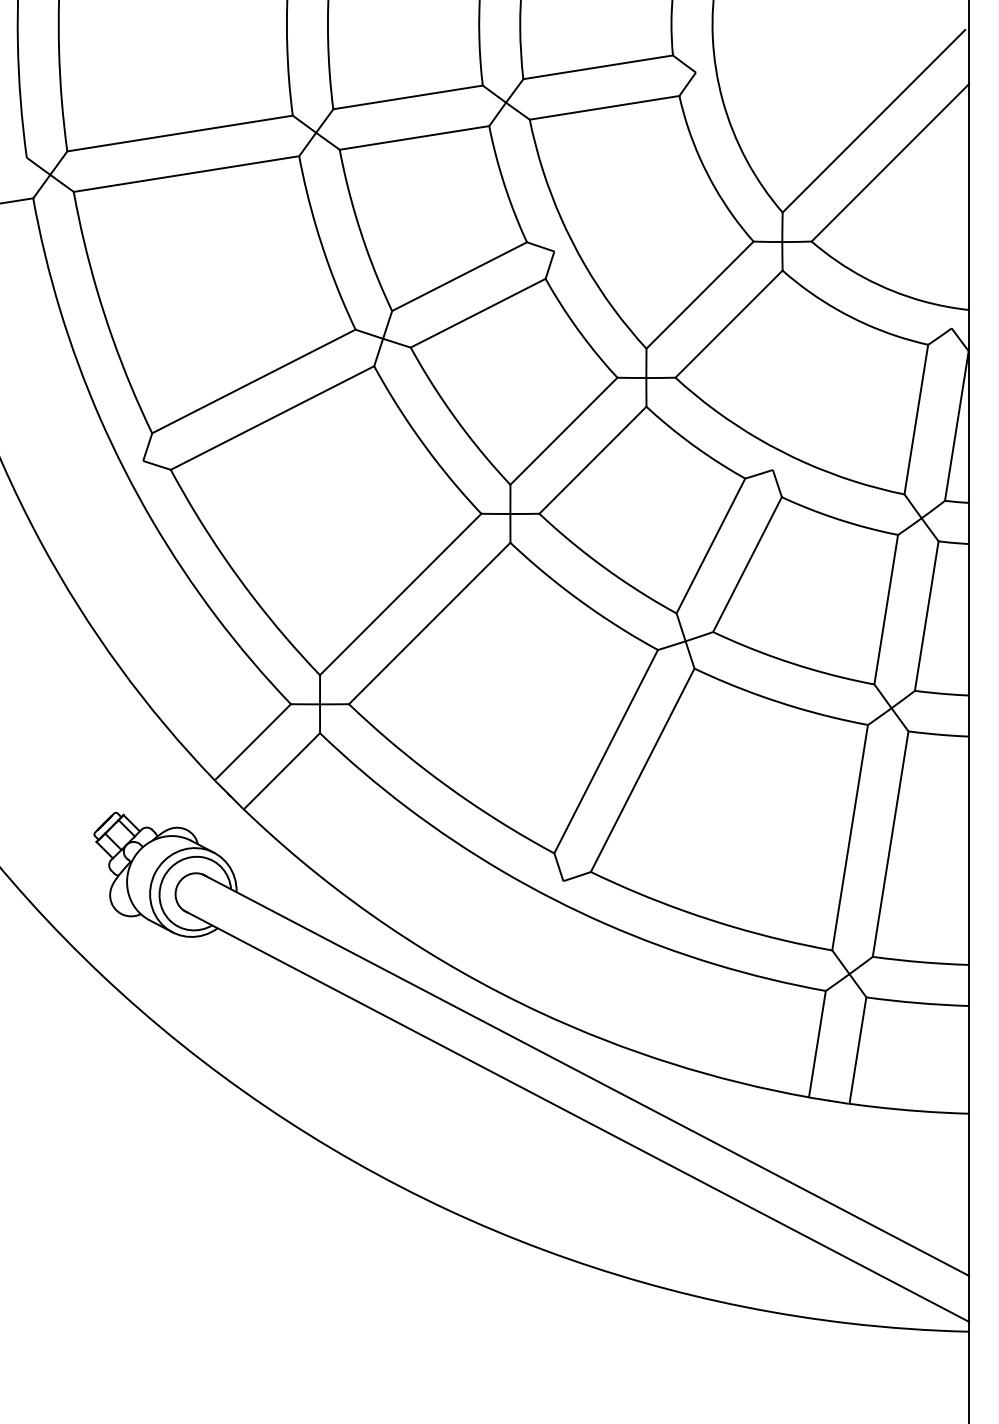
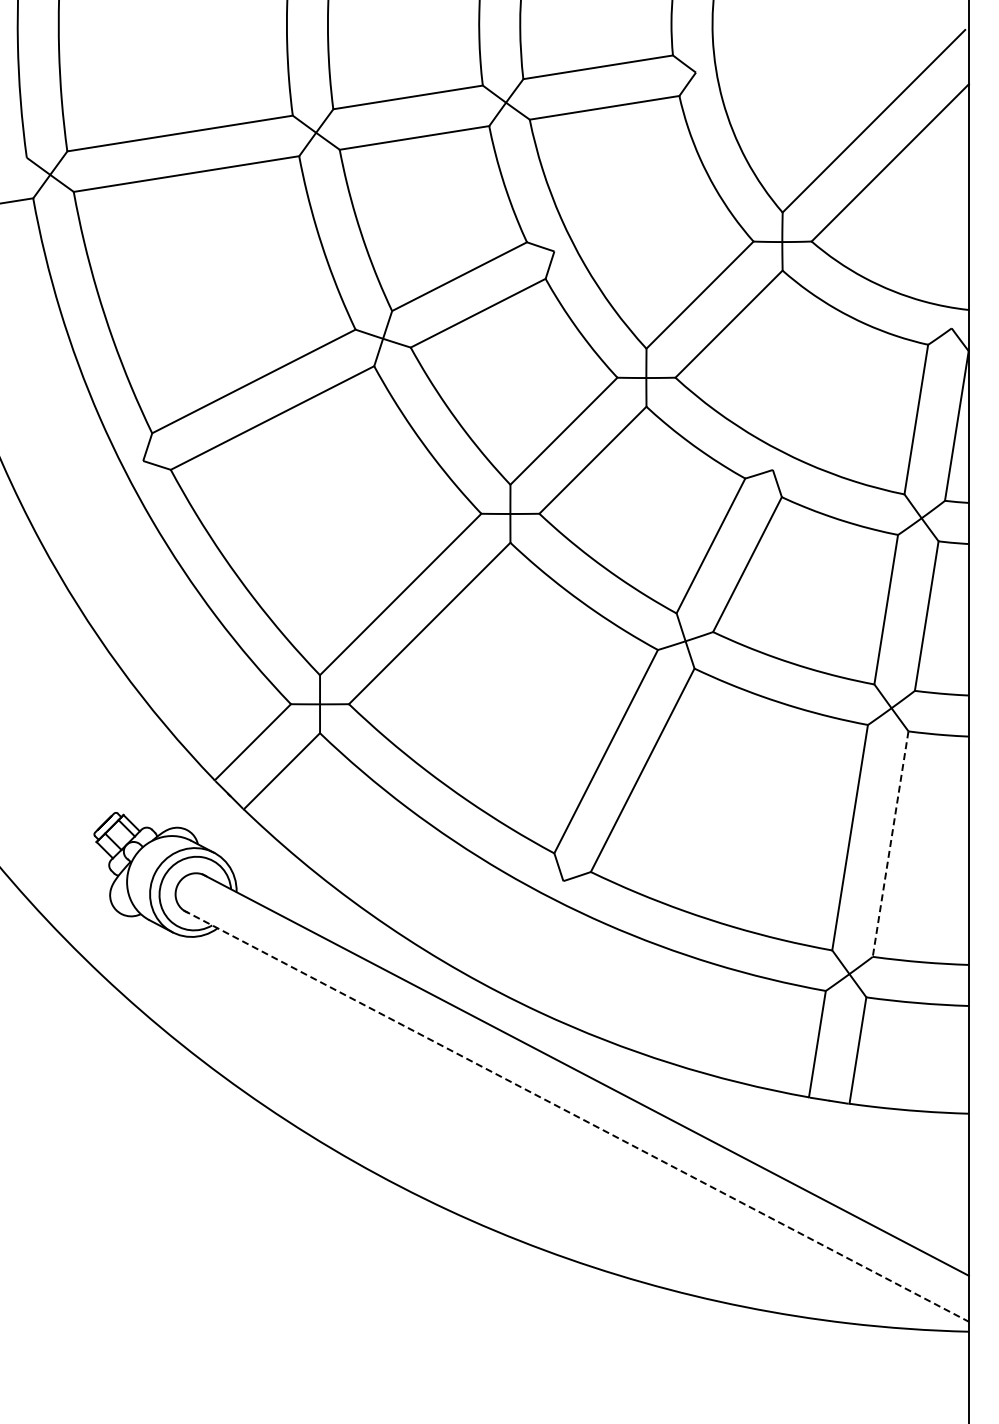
line: solid -> dashed (890, 844)
line: solid -> dashed (576, 1116)
